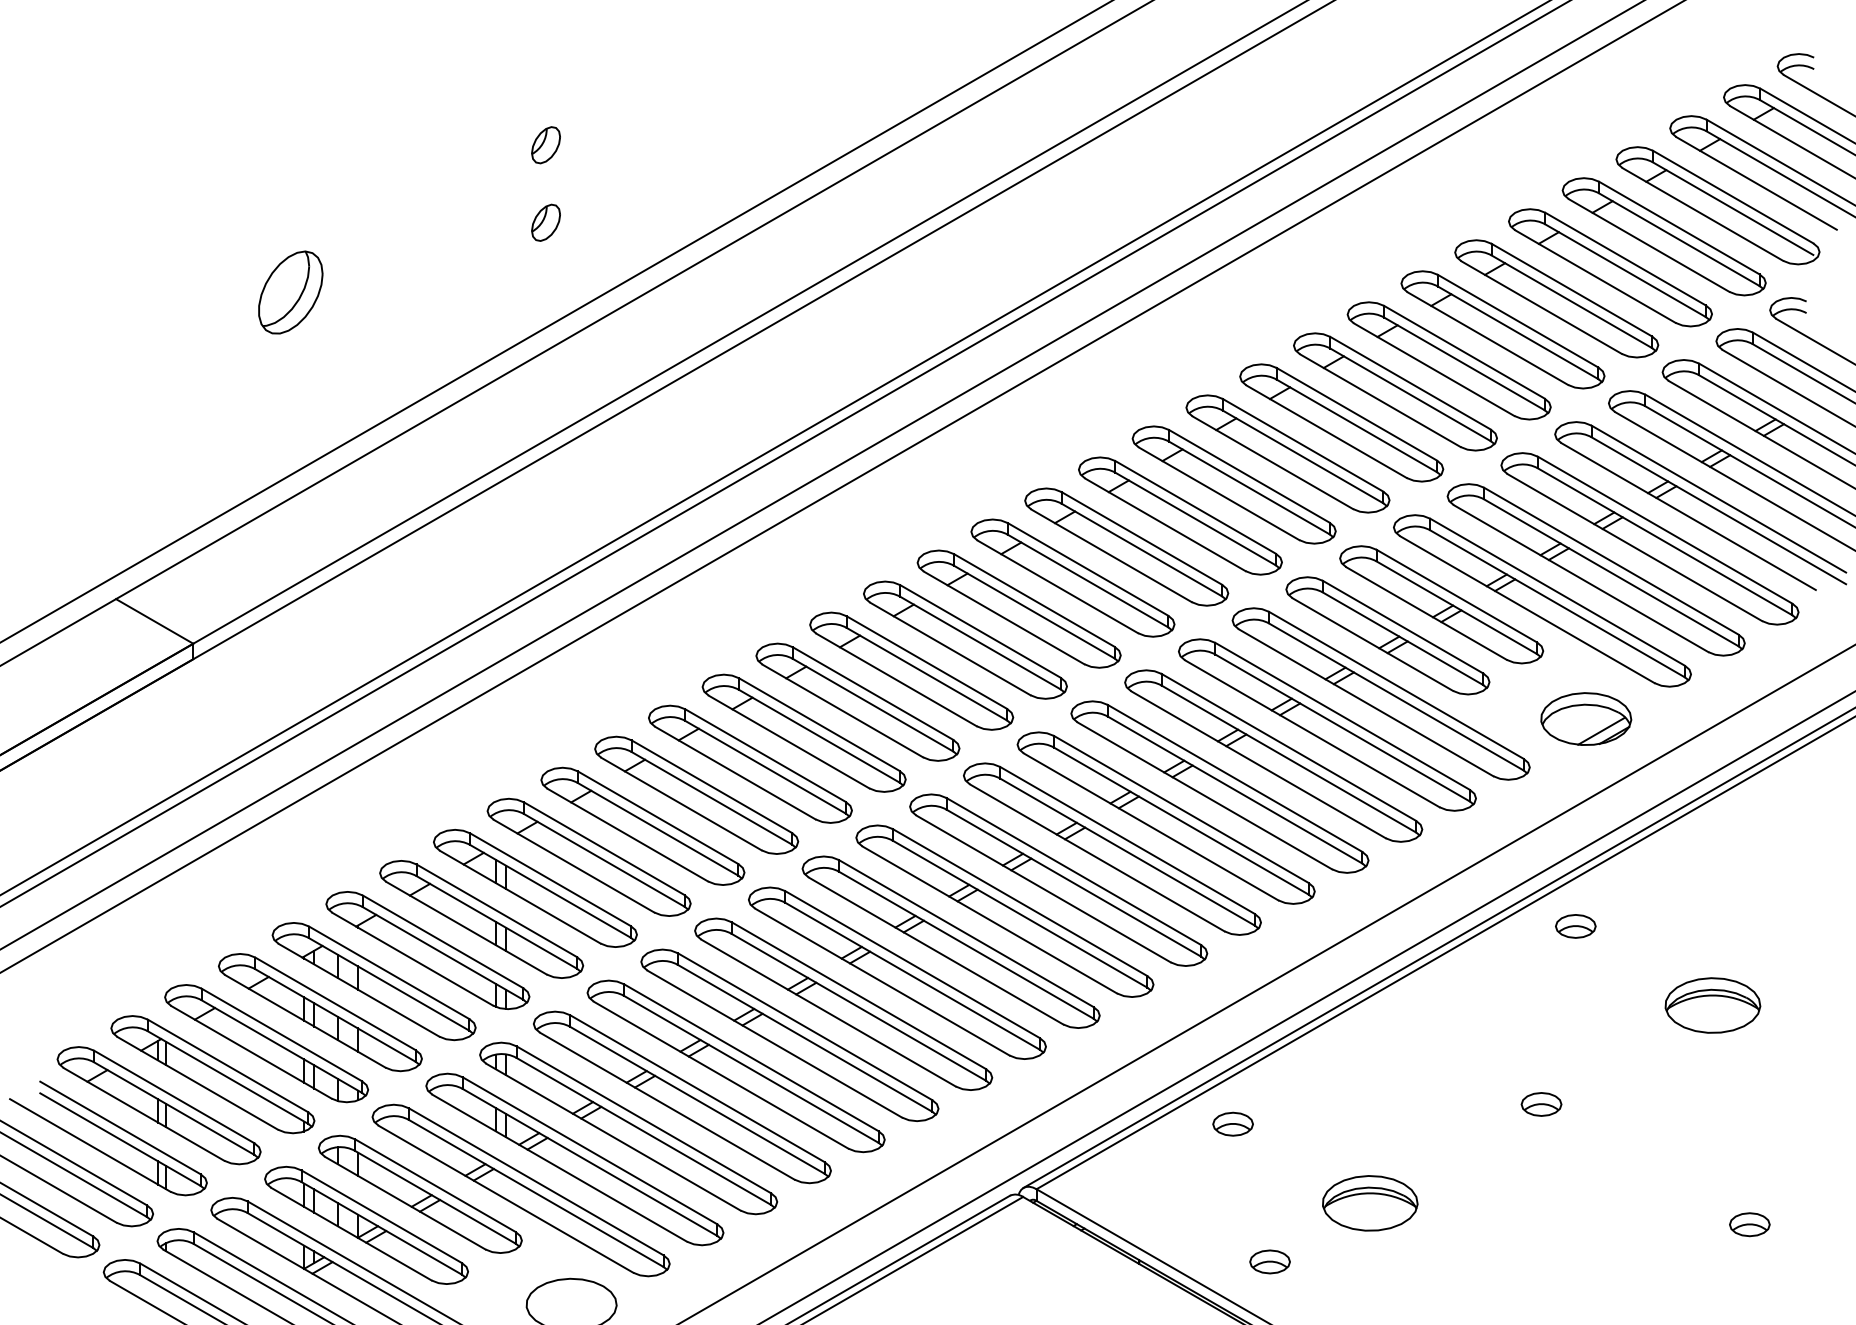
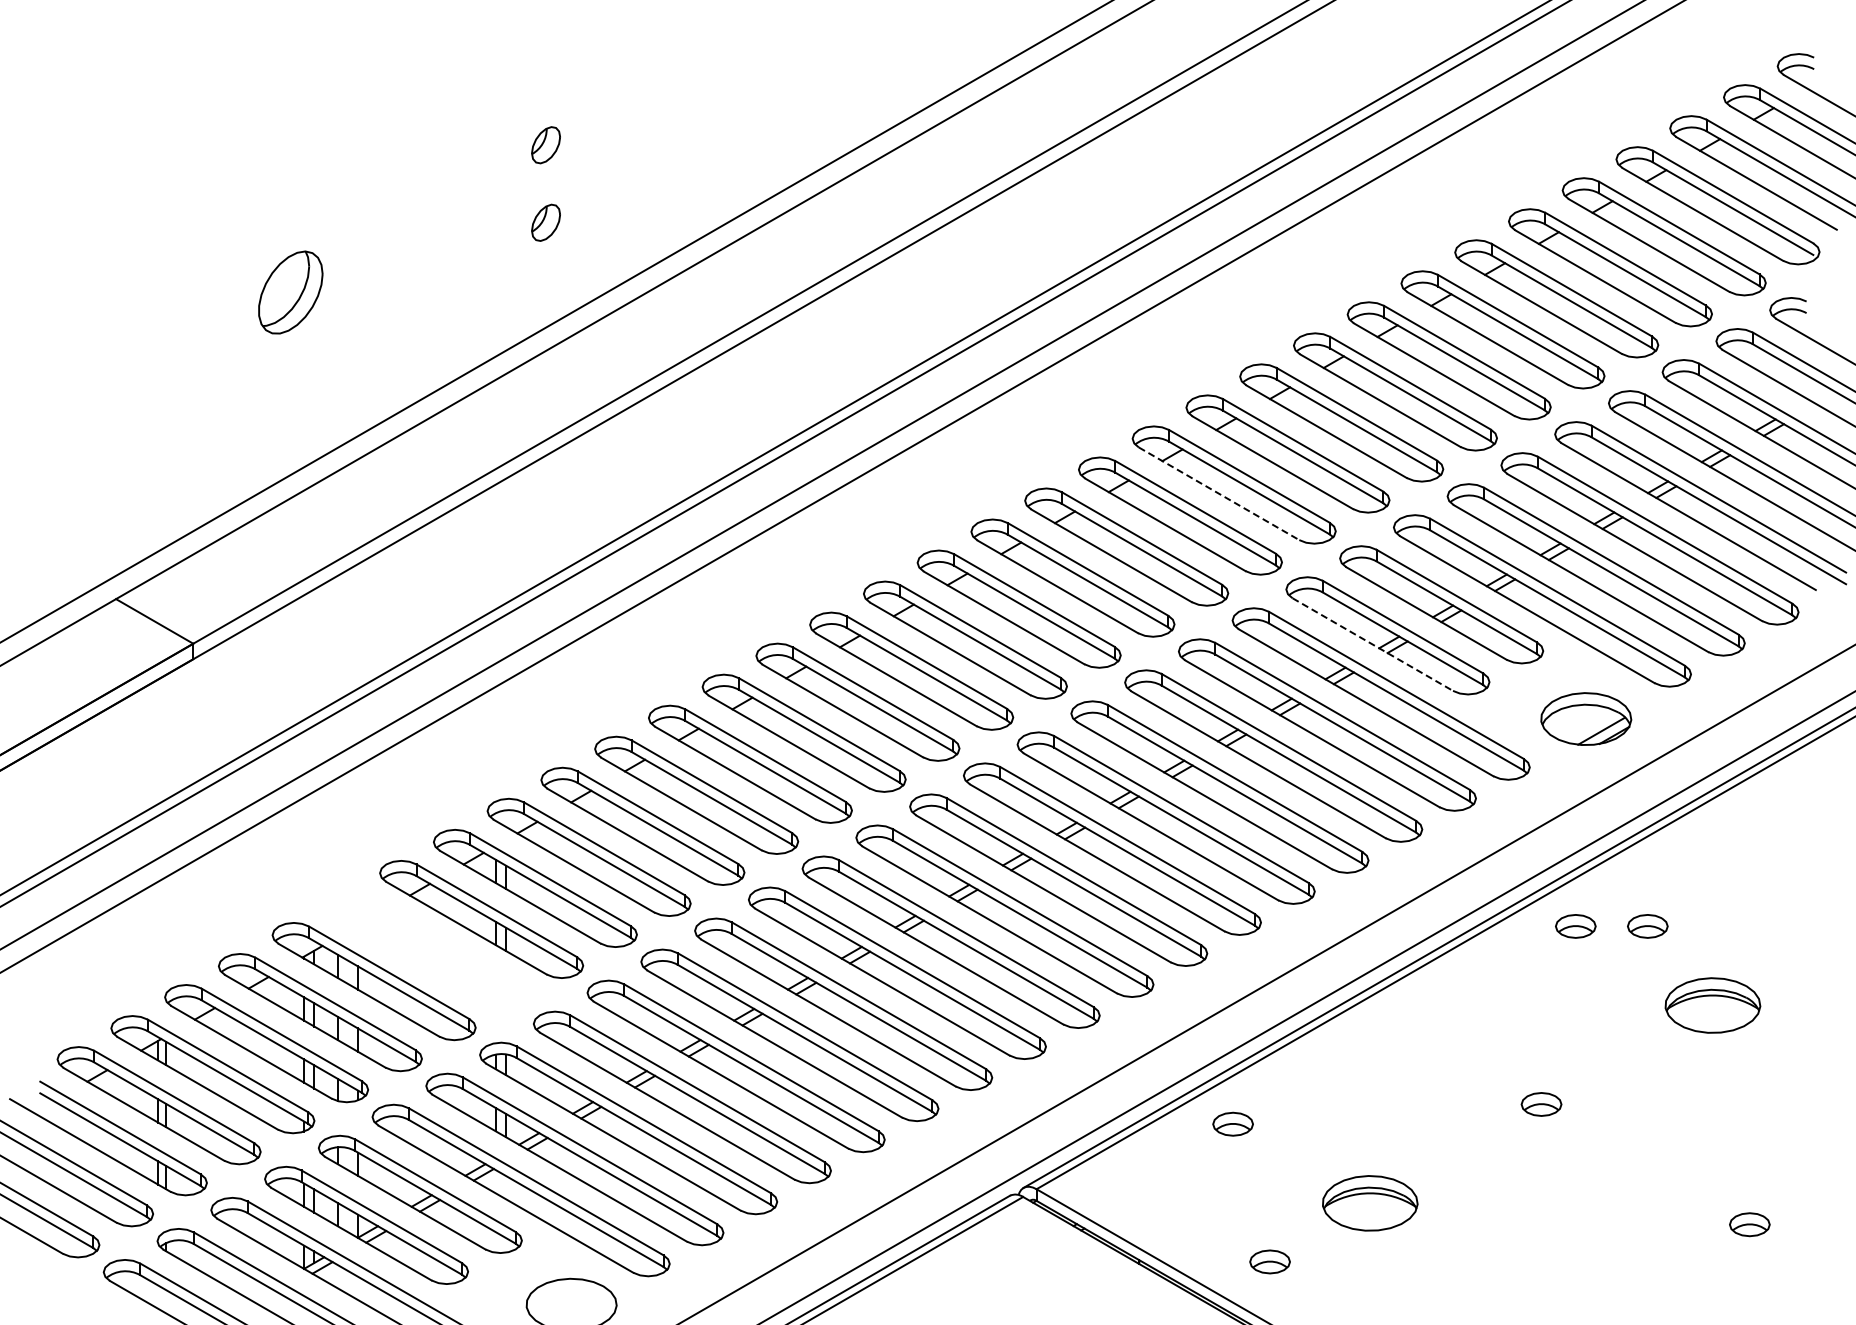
line: solid -> dashed (1219, 493)
line: solid -> dashed (1372, 644)
part: none -> present (1647, 926)
part: present -> none (427, 950)
